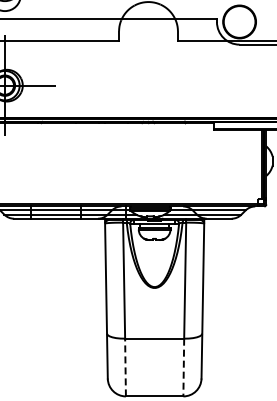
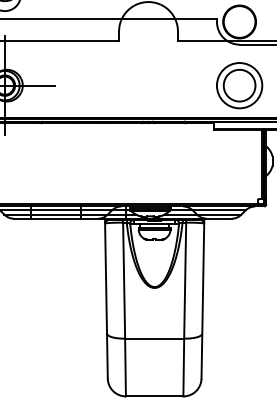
part: none -> present (239, 85)
line: dashed -> solid (125, 367)
line: dashed -> solid (183, 367)
